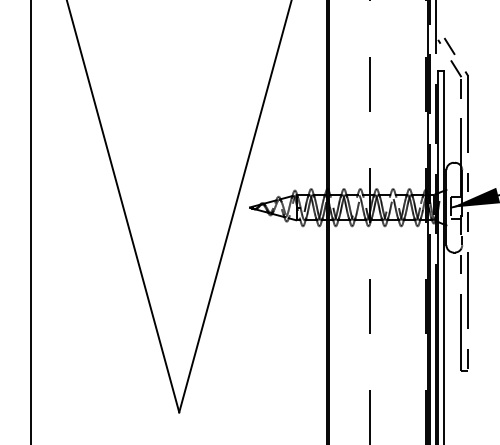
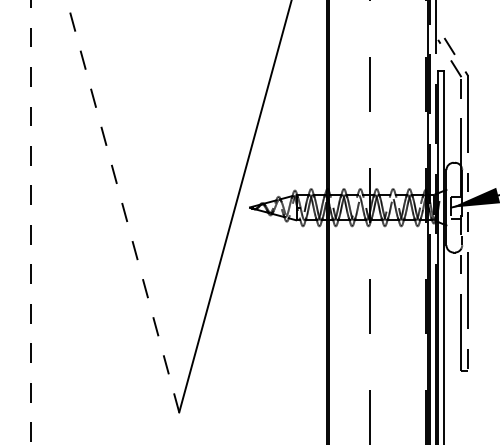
line: solid -> dashed (122, 206)
line: solid -> dashed (31, 222)
